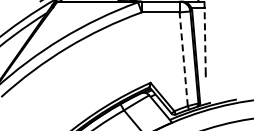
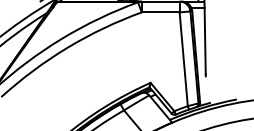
line: dashed -> solid (205, 37)
line: dashed -> solid (183, 58)
